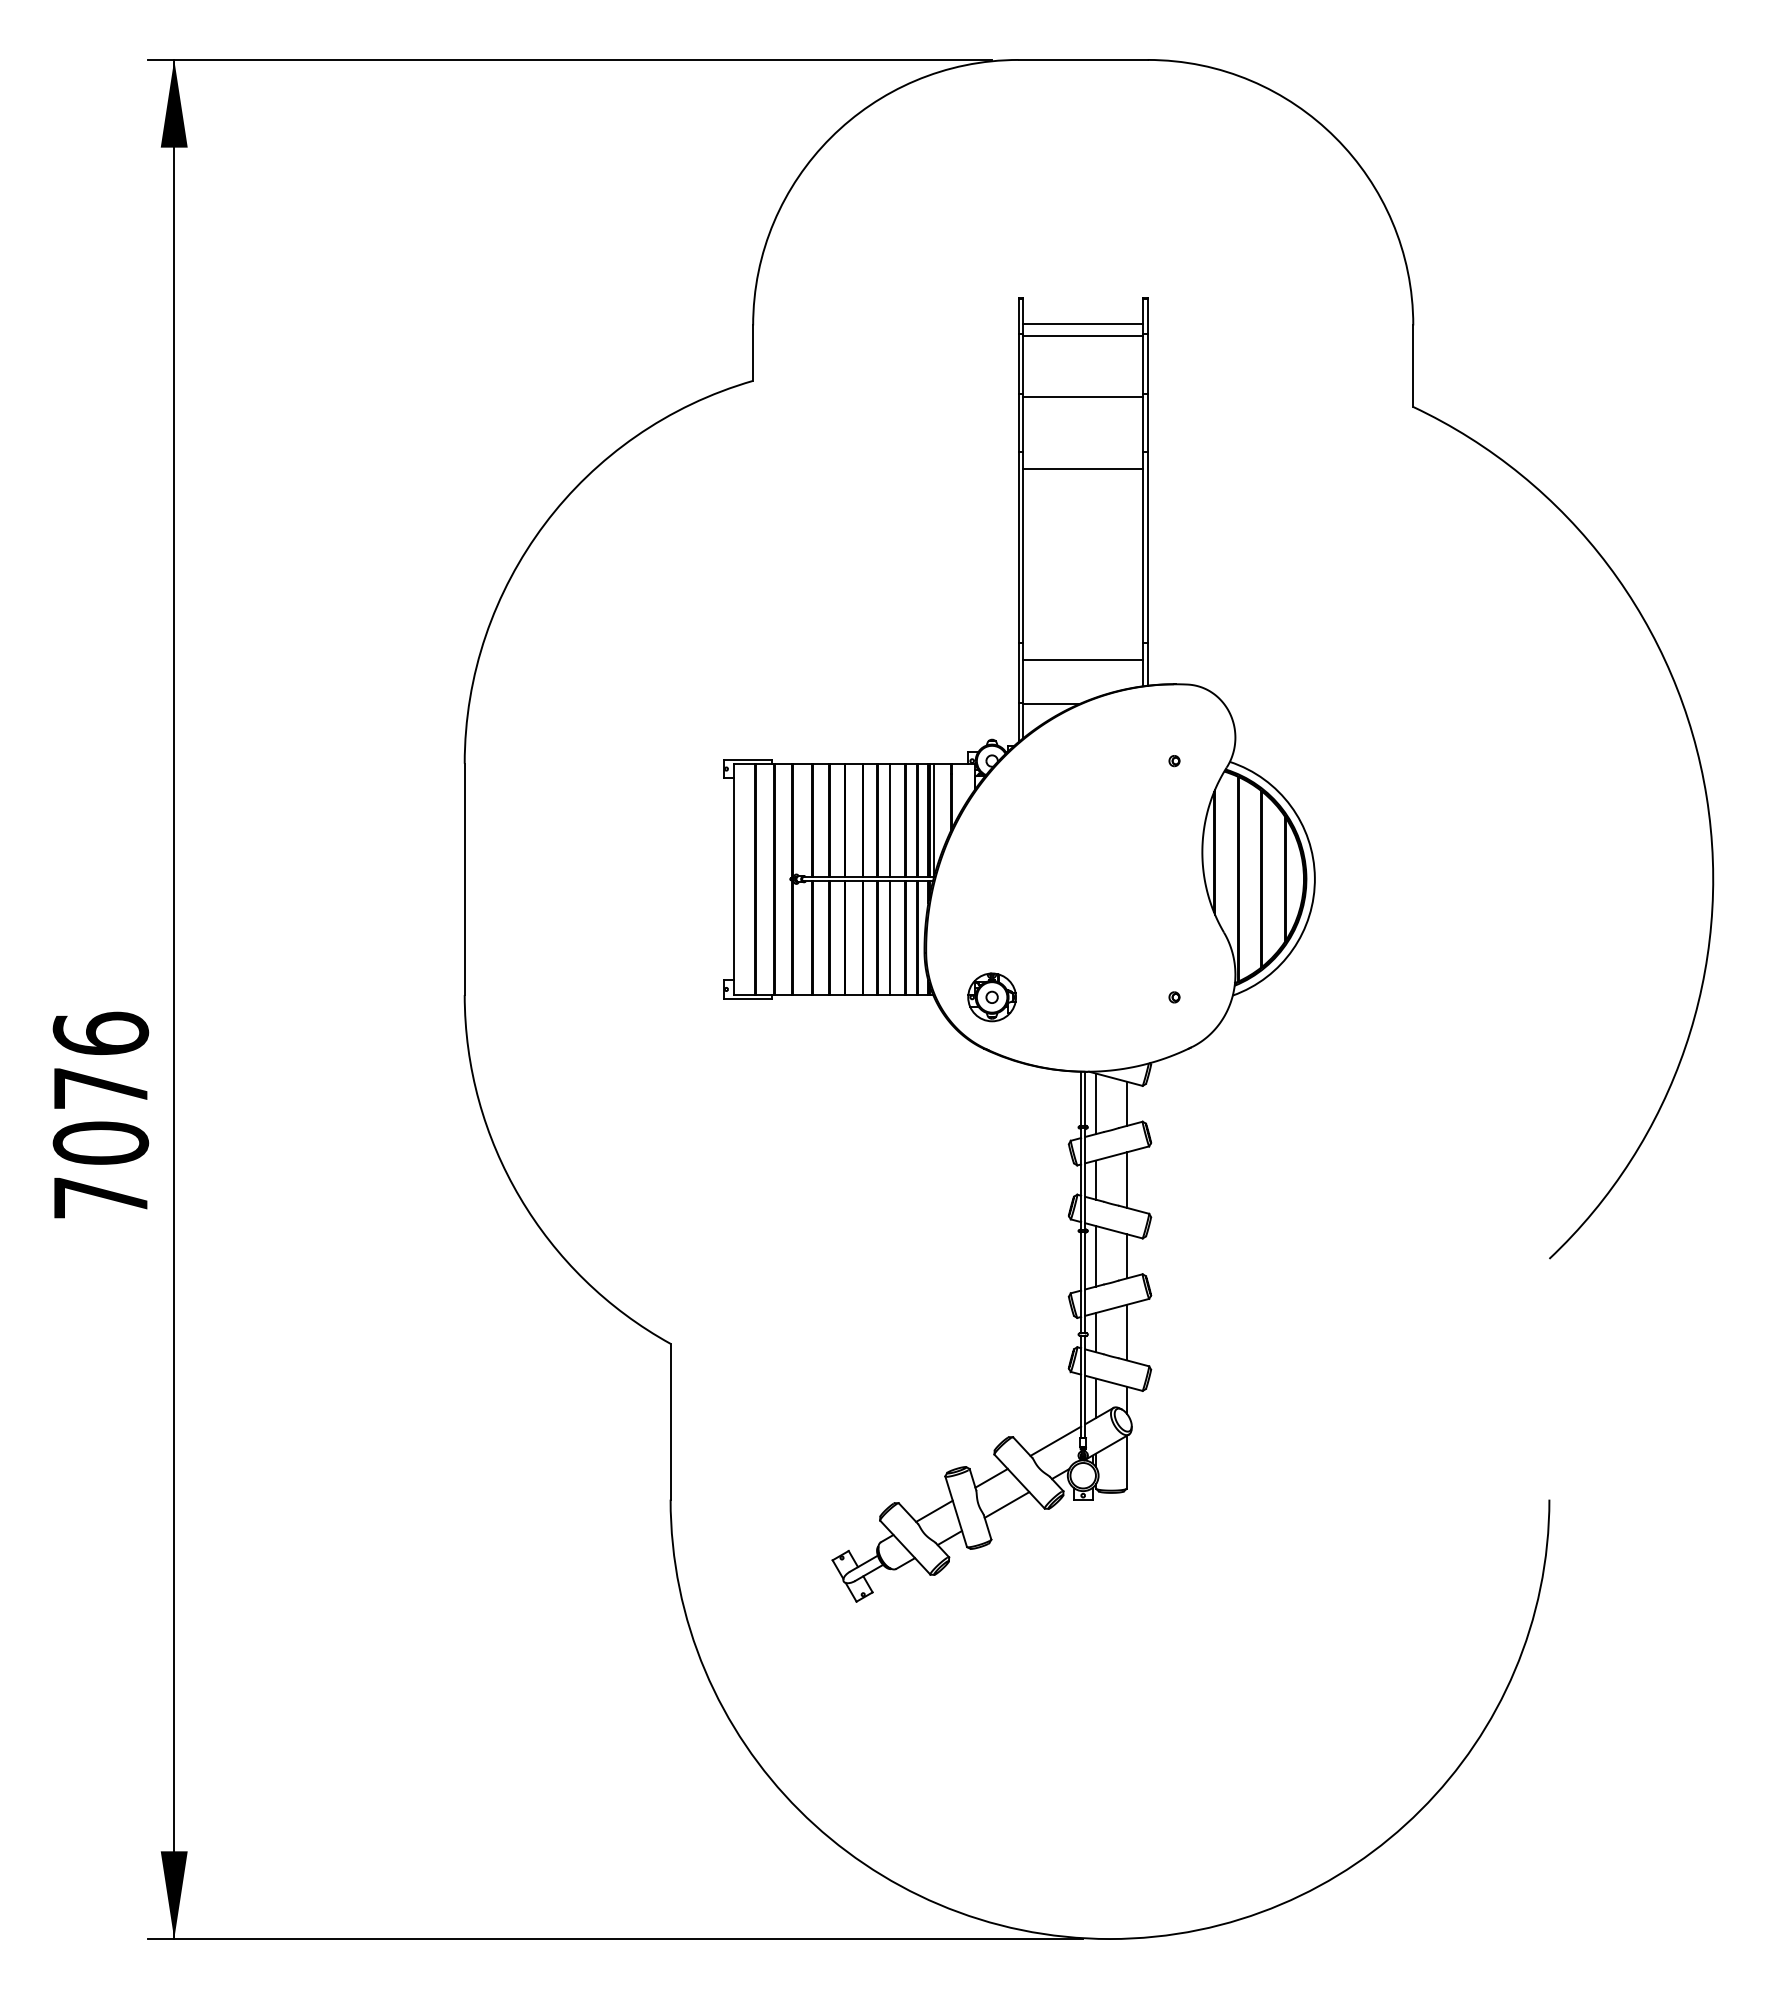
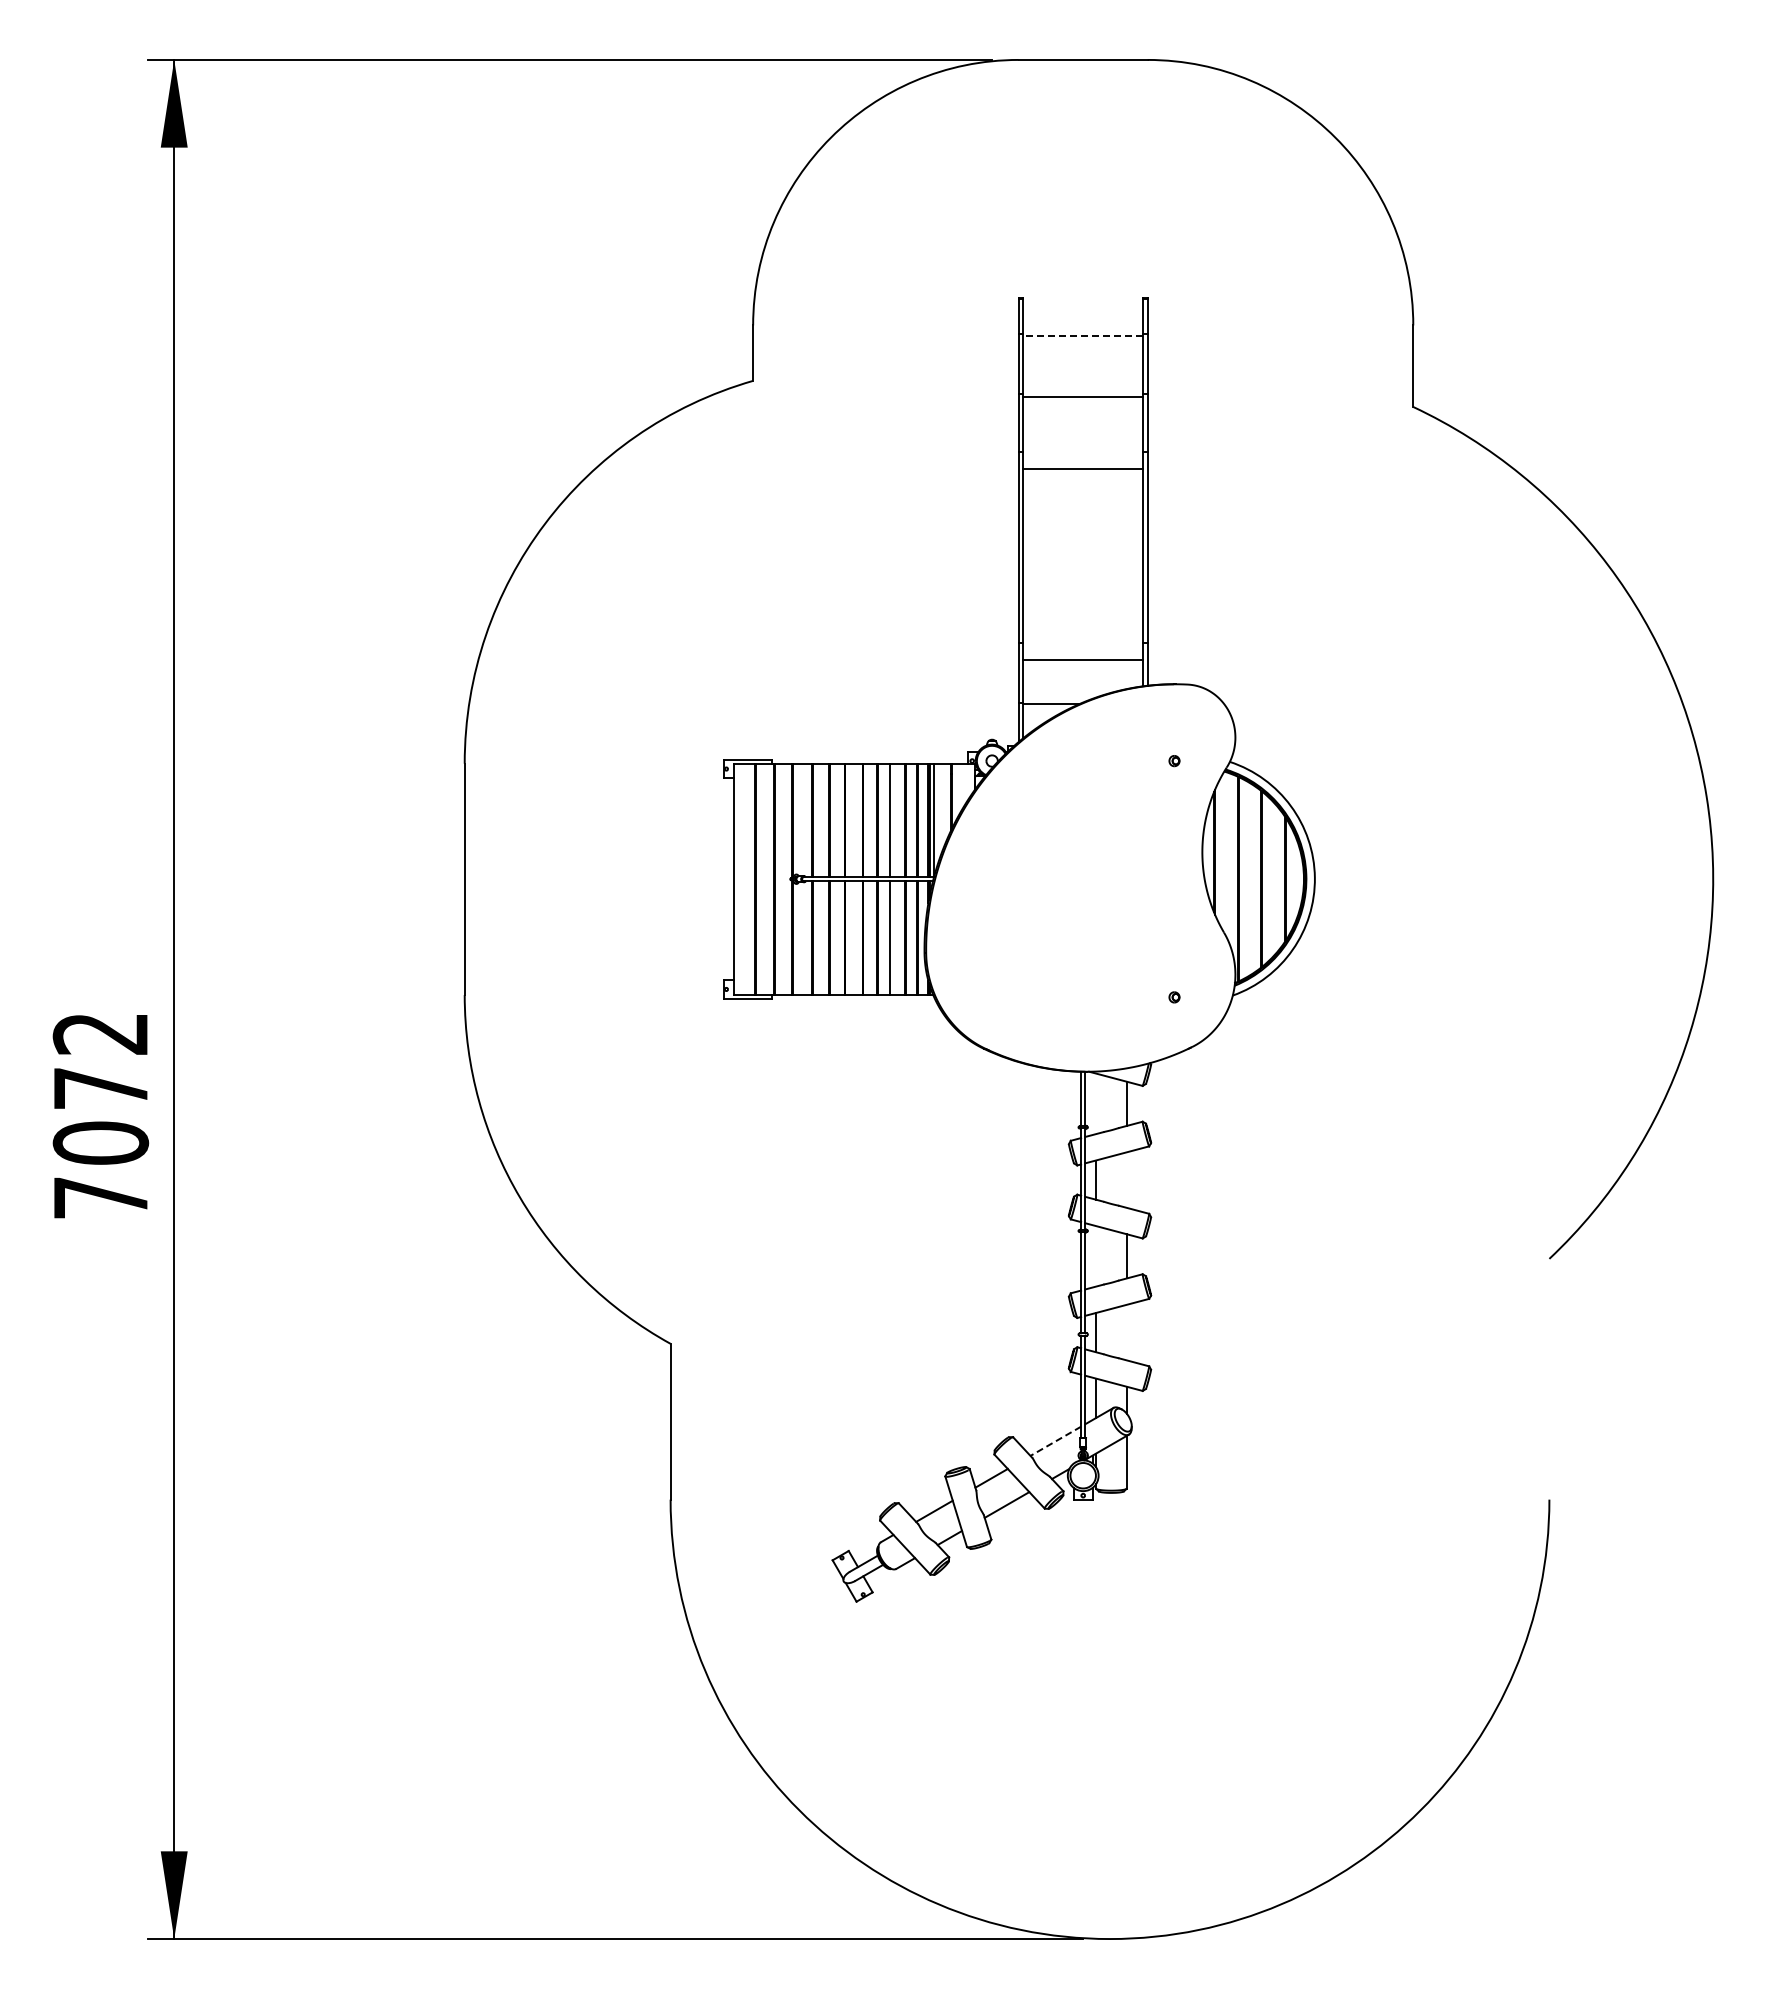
line: present -> none (1082, 324)
line: solid -> dashed (1083, 336)
part: present -> none (991, 997)
text: 7076 -> 7072 (100, 1032)
line: present -> none (1095, 1103)
line: present -> none (1126, 1179)
line: present -> none (1095, 1256)
line: present -> none (1126, 1332)
line: solid -> dashed (1055, 1441)
